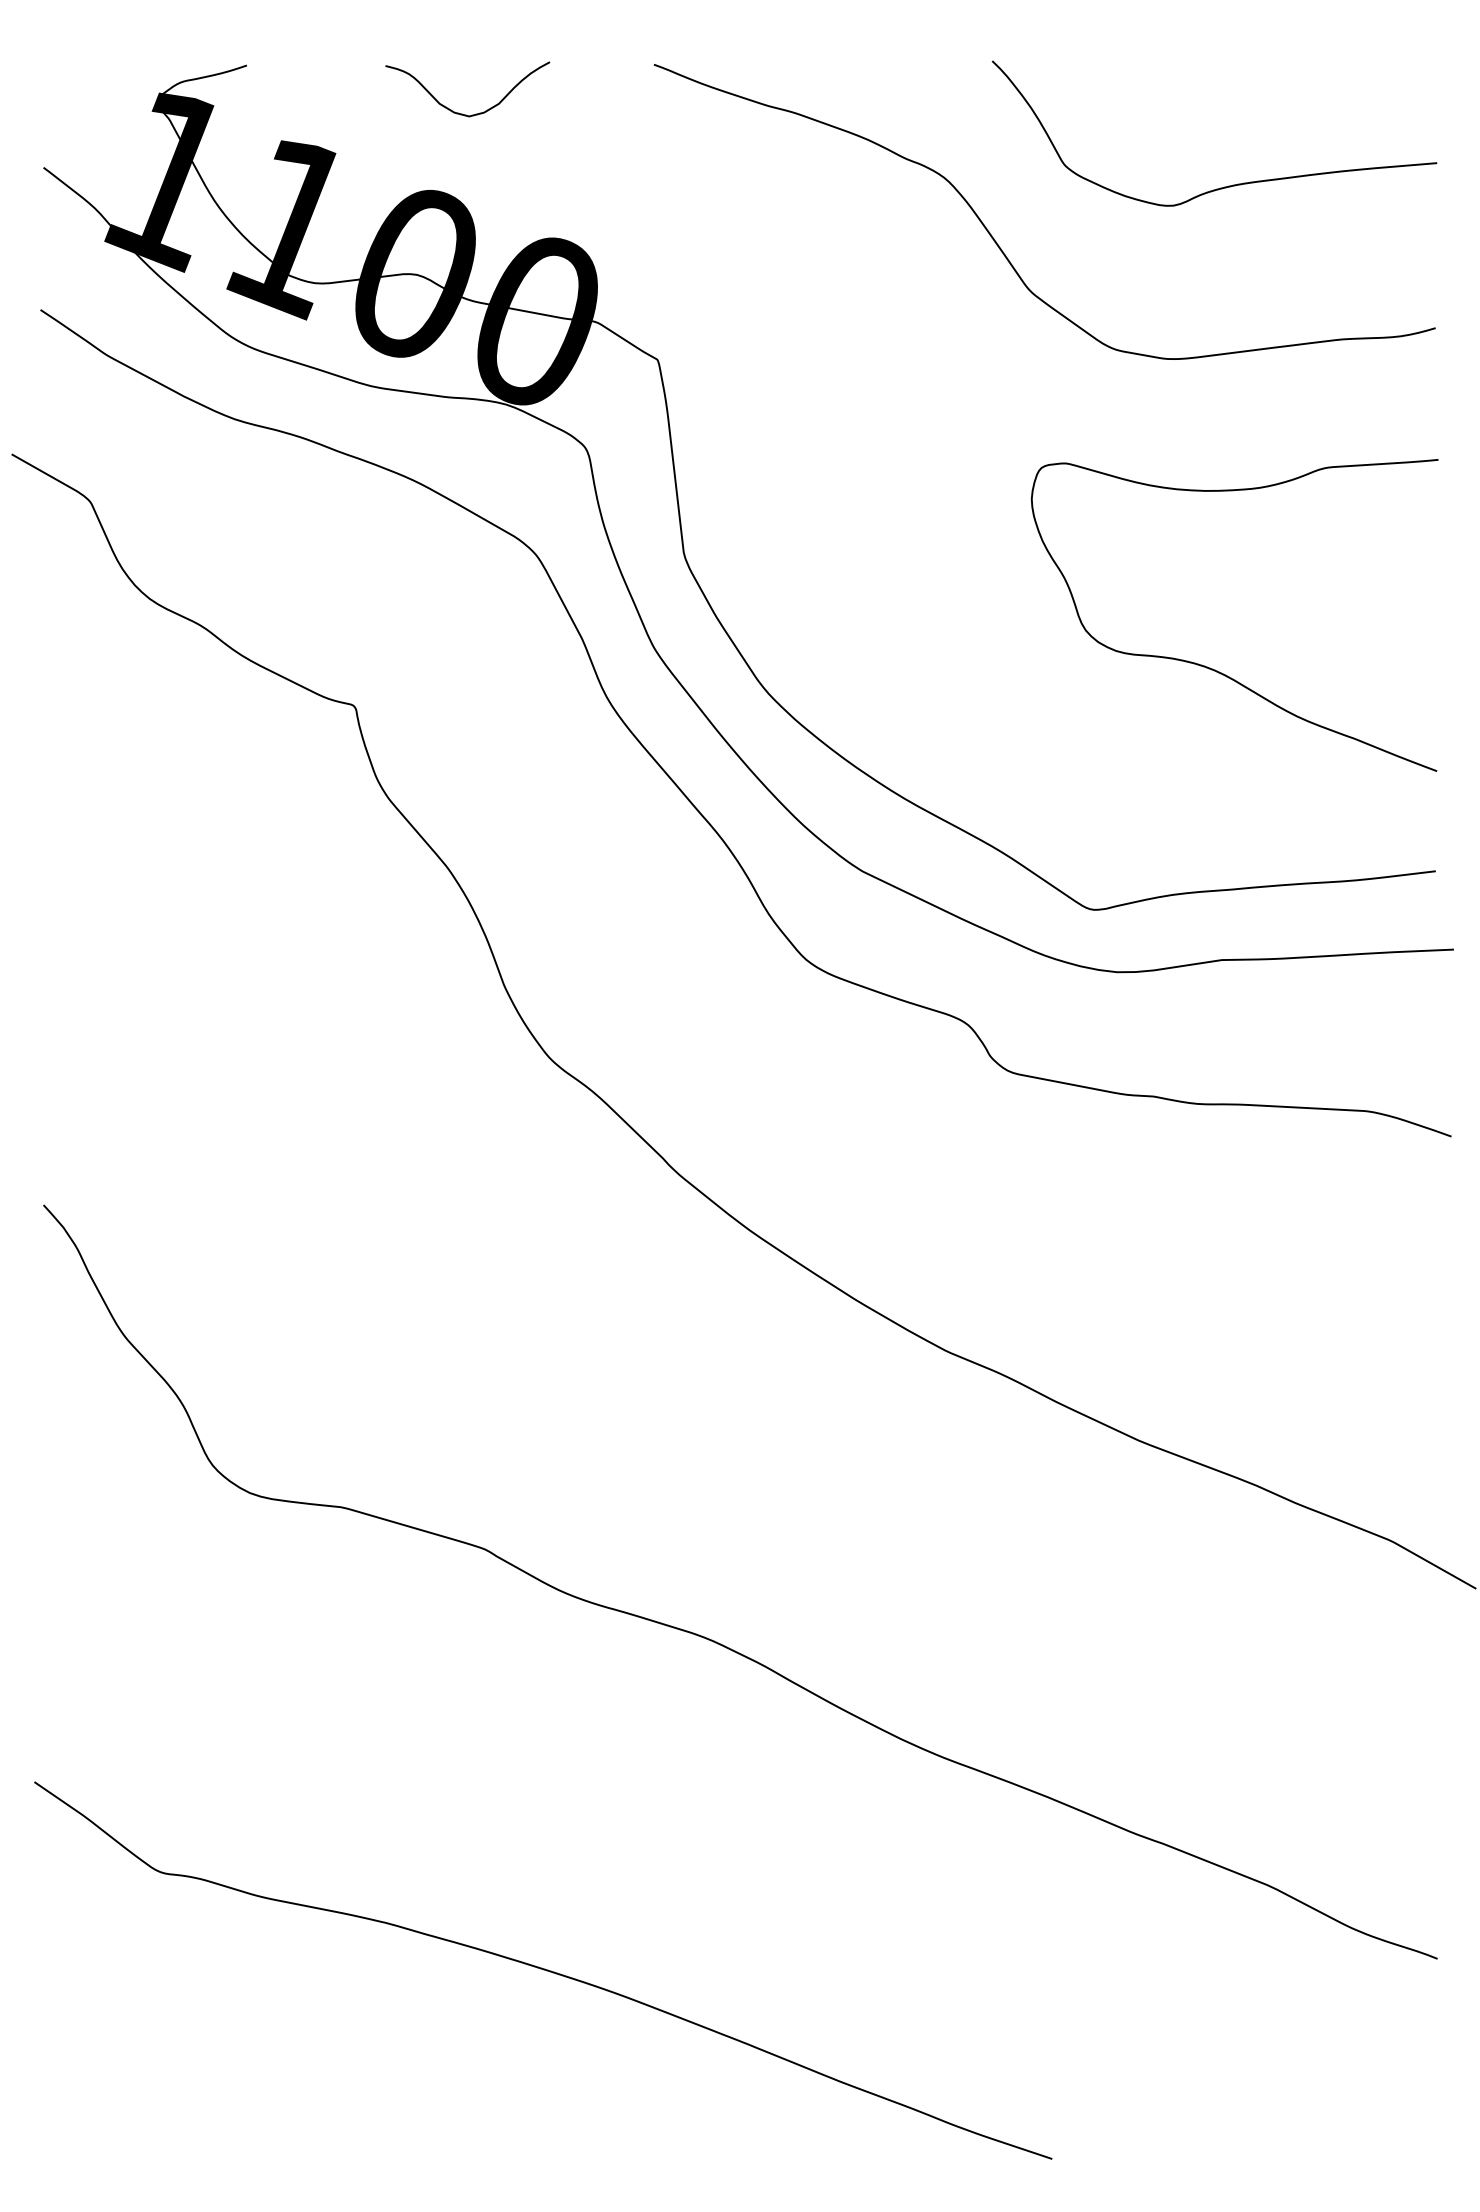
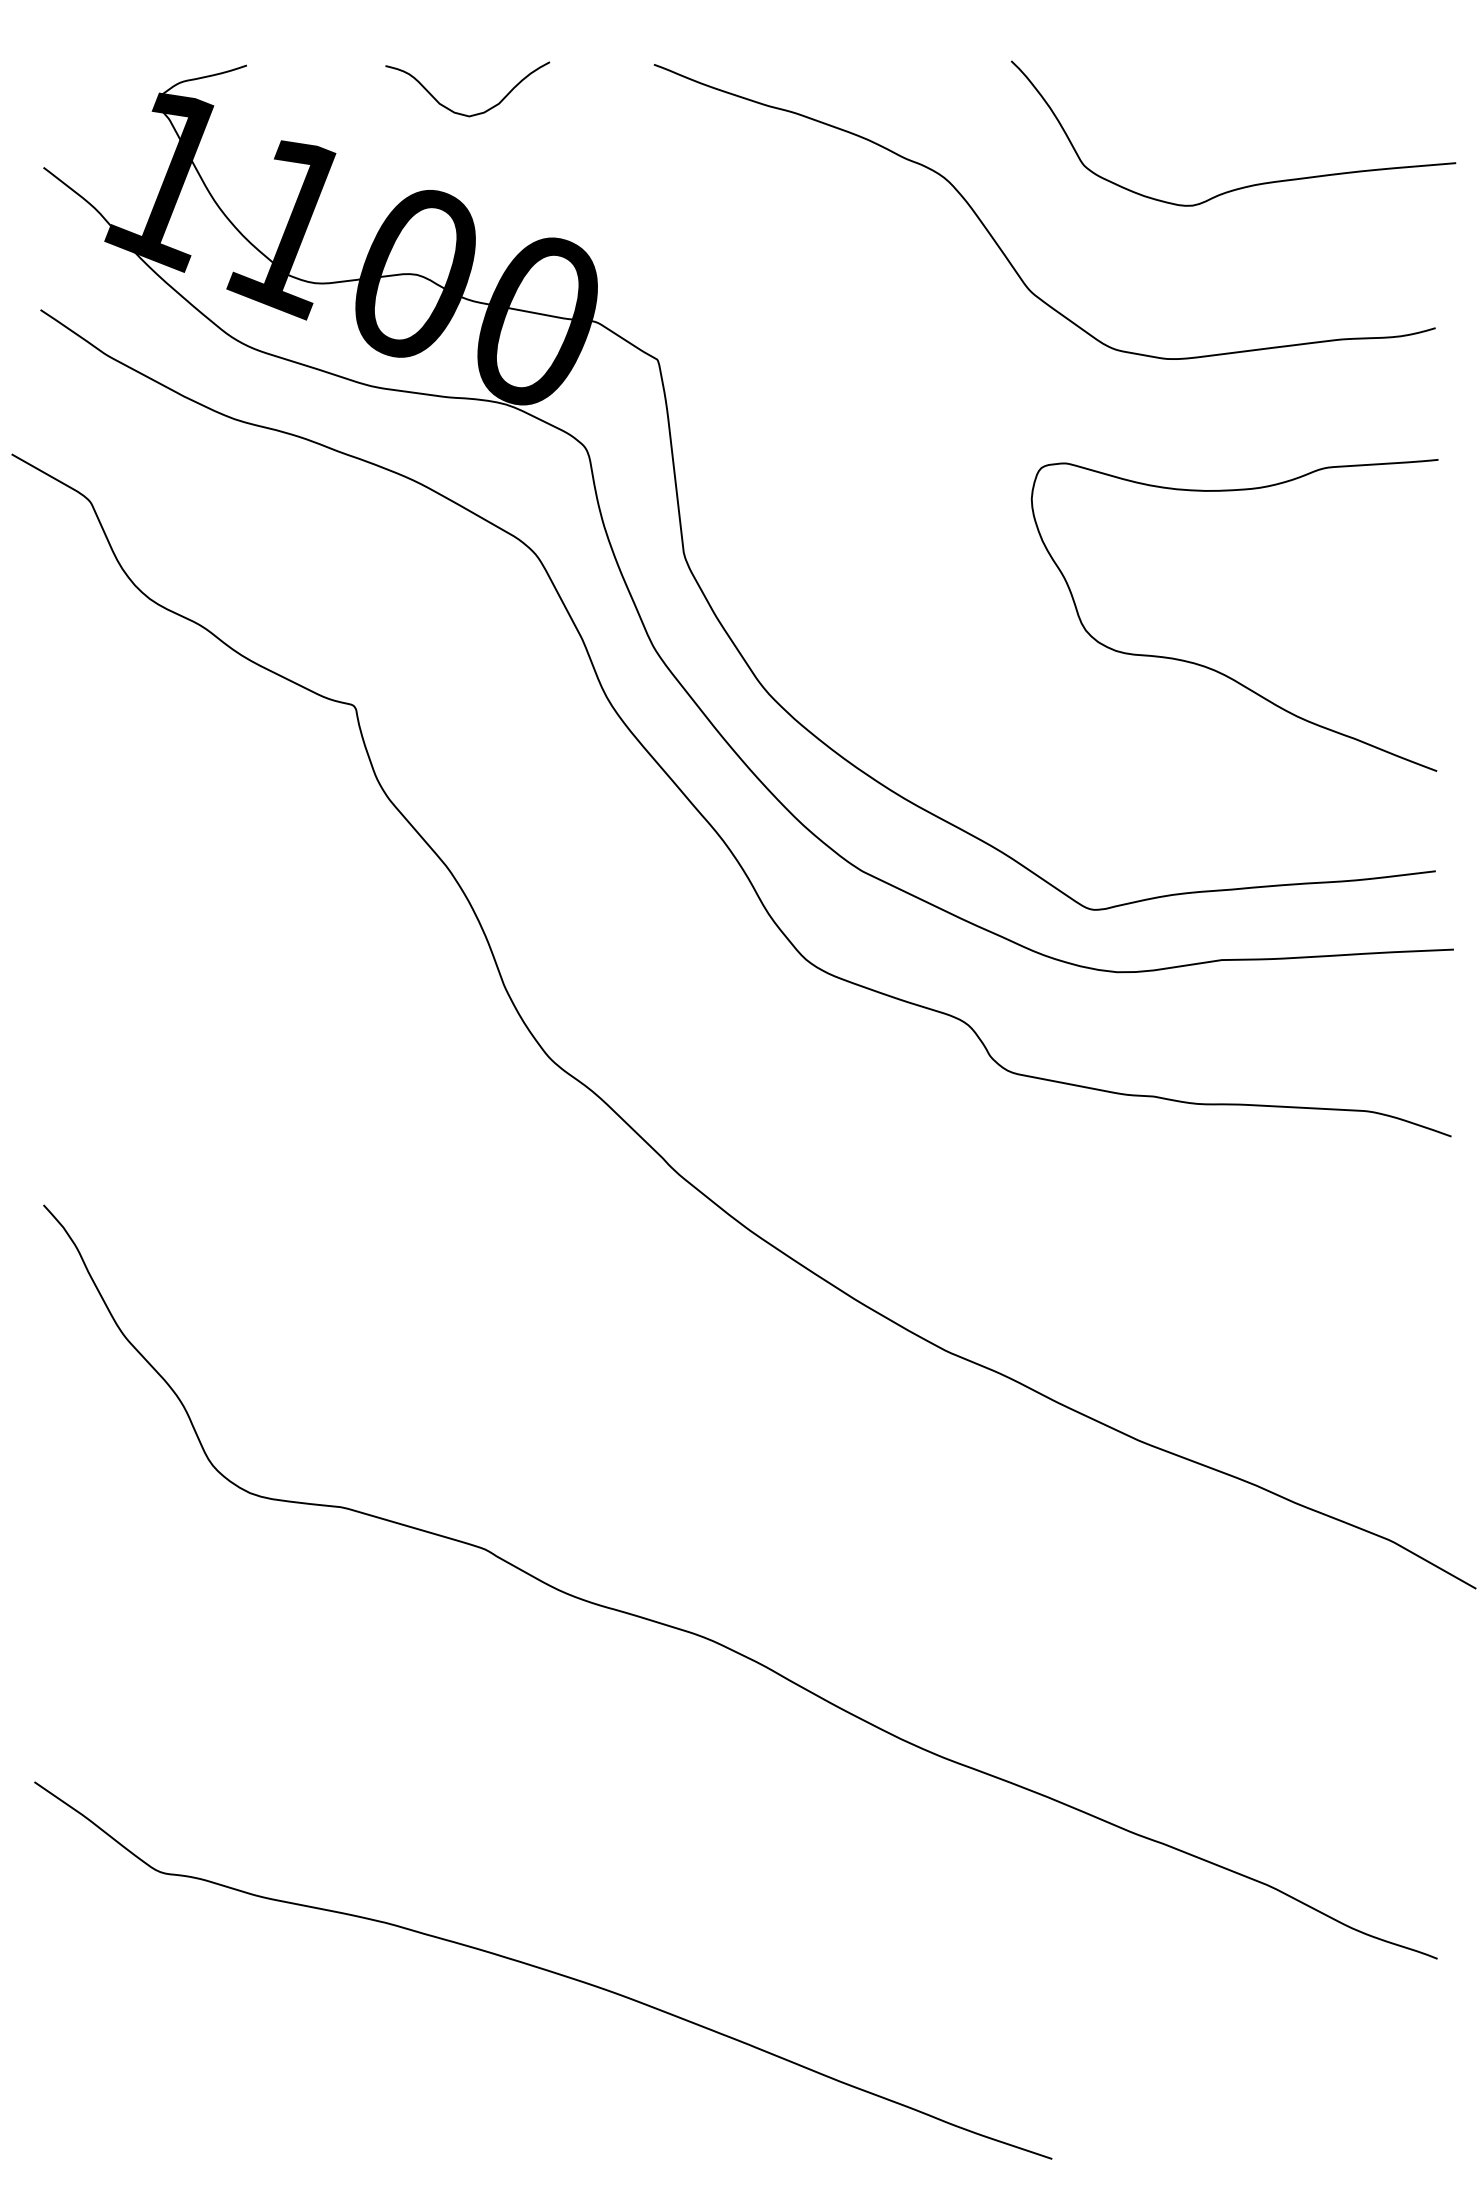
curve position: (1228, 185) -> (1247, 185) (1247, 185)
